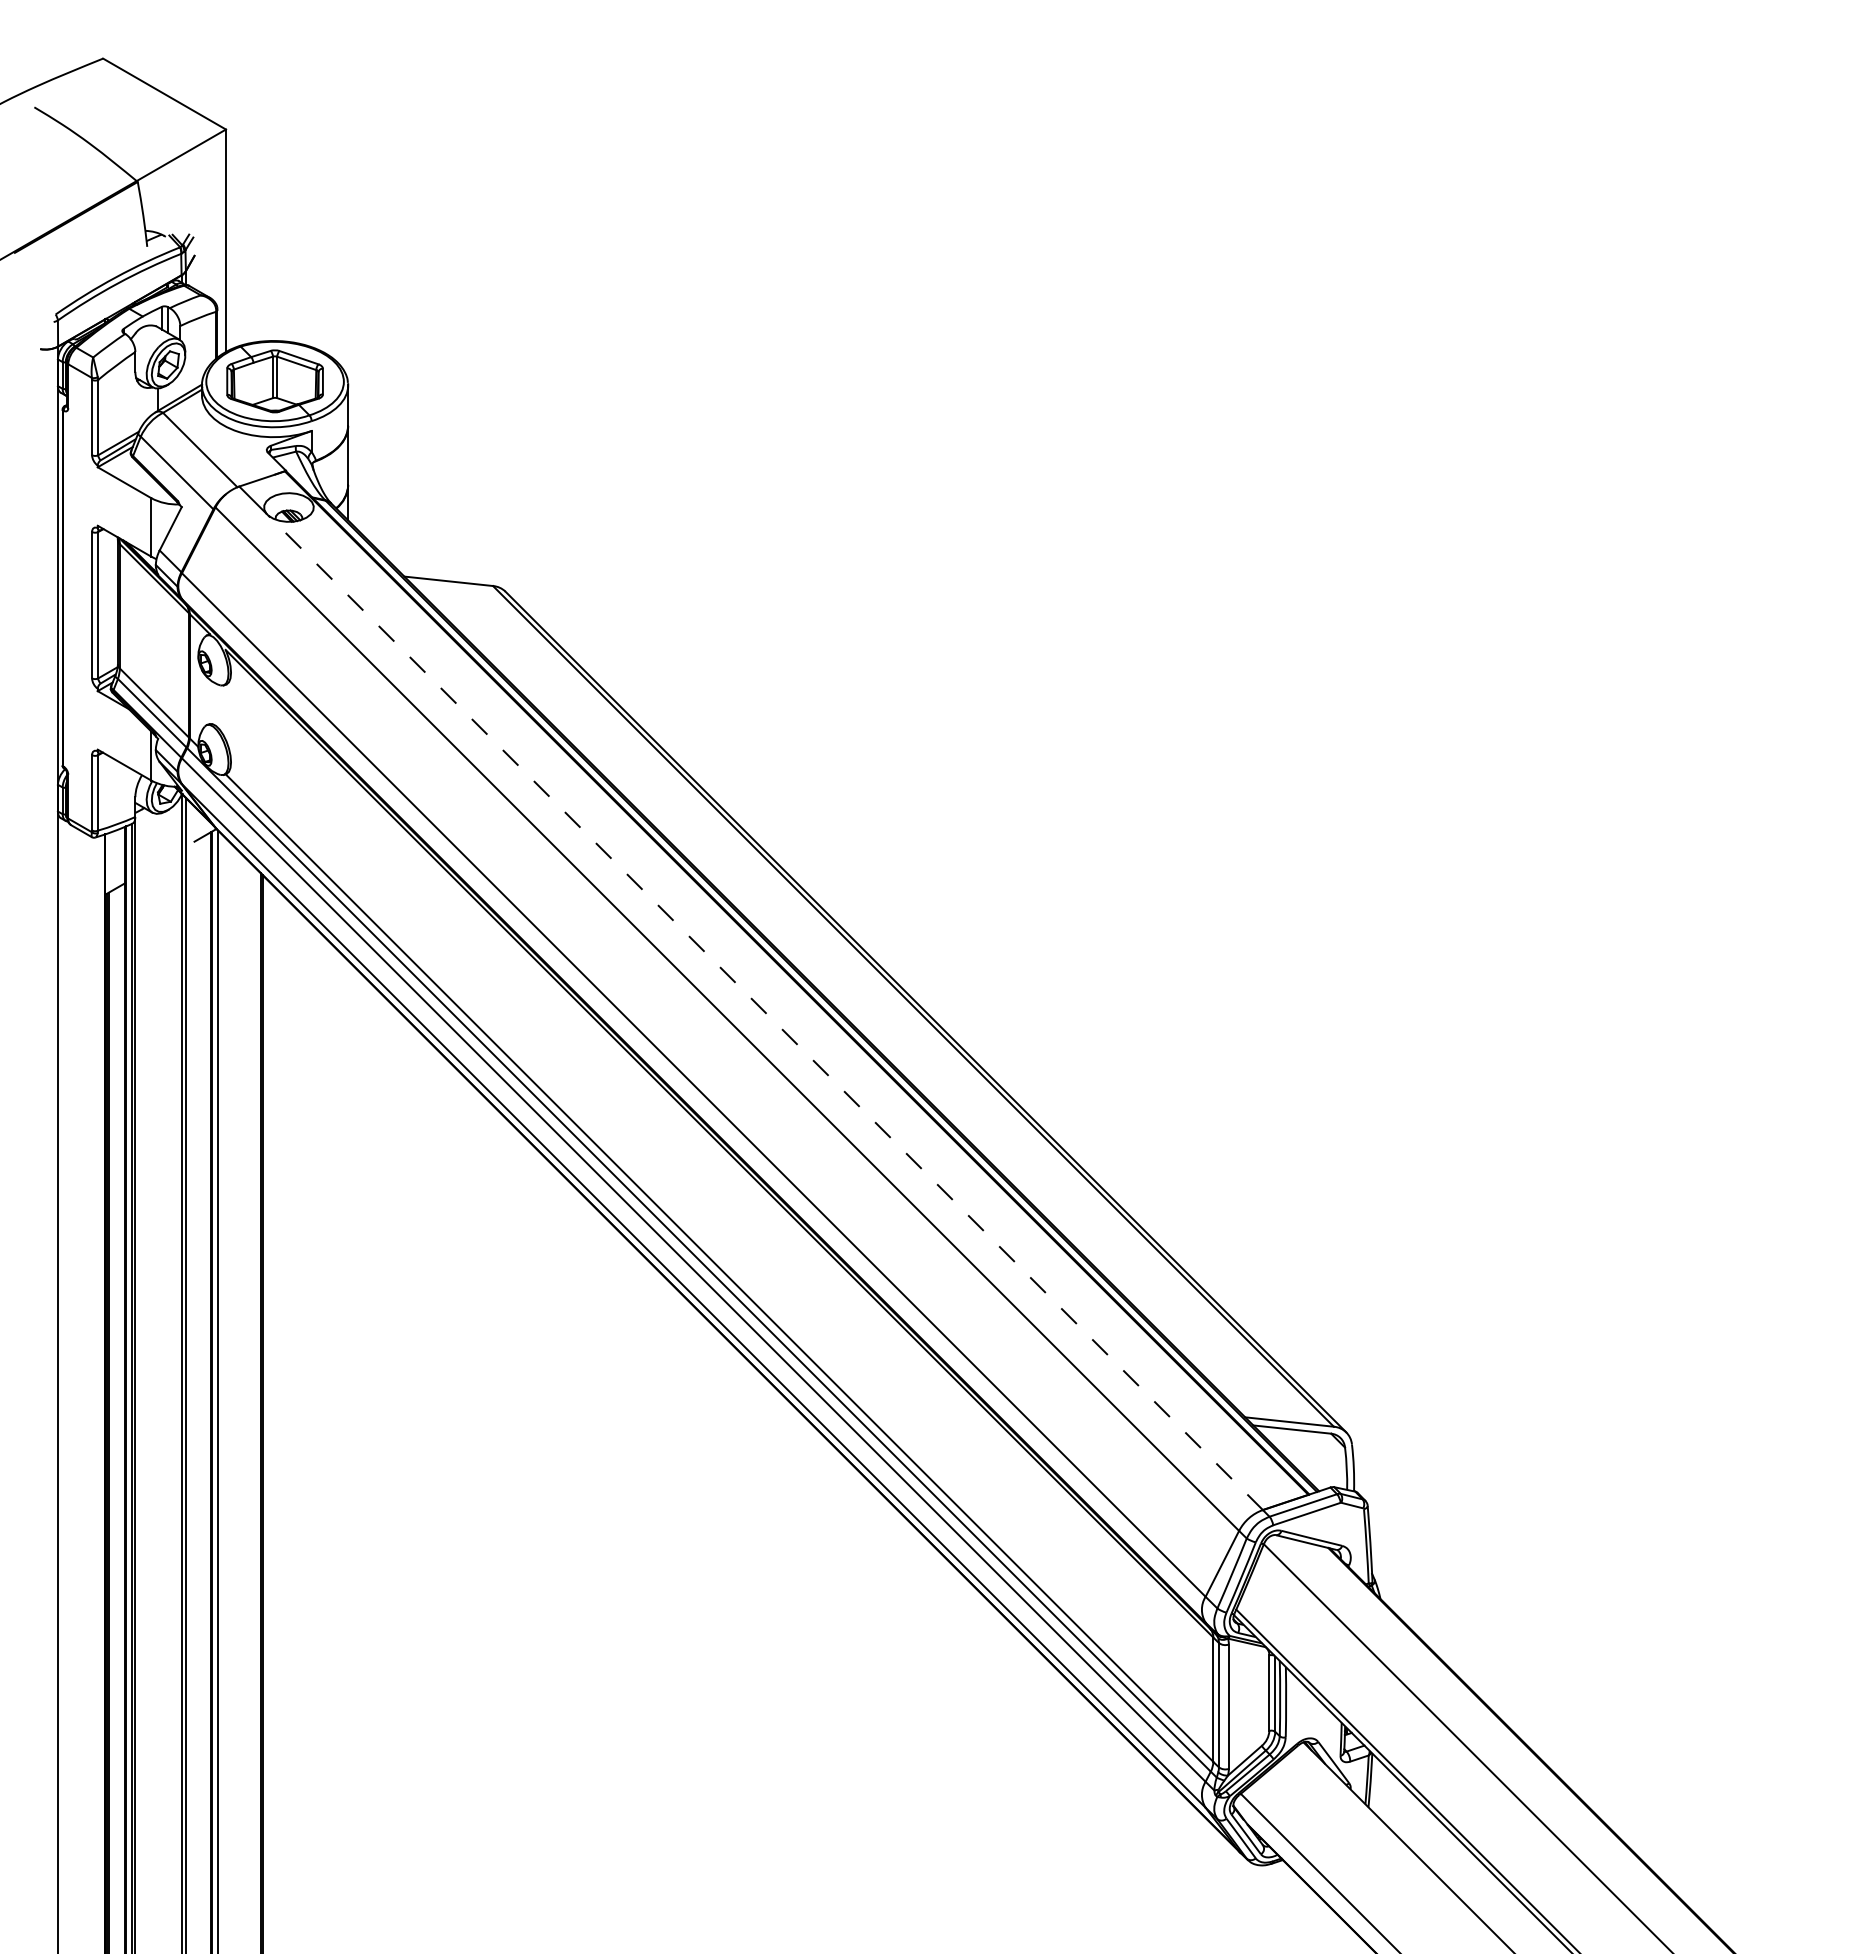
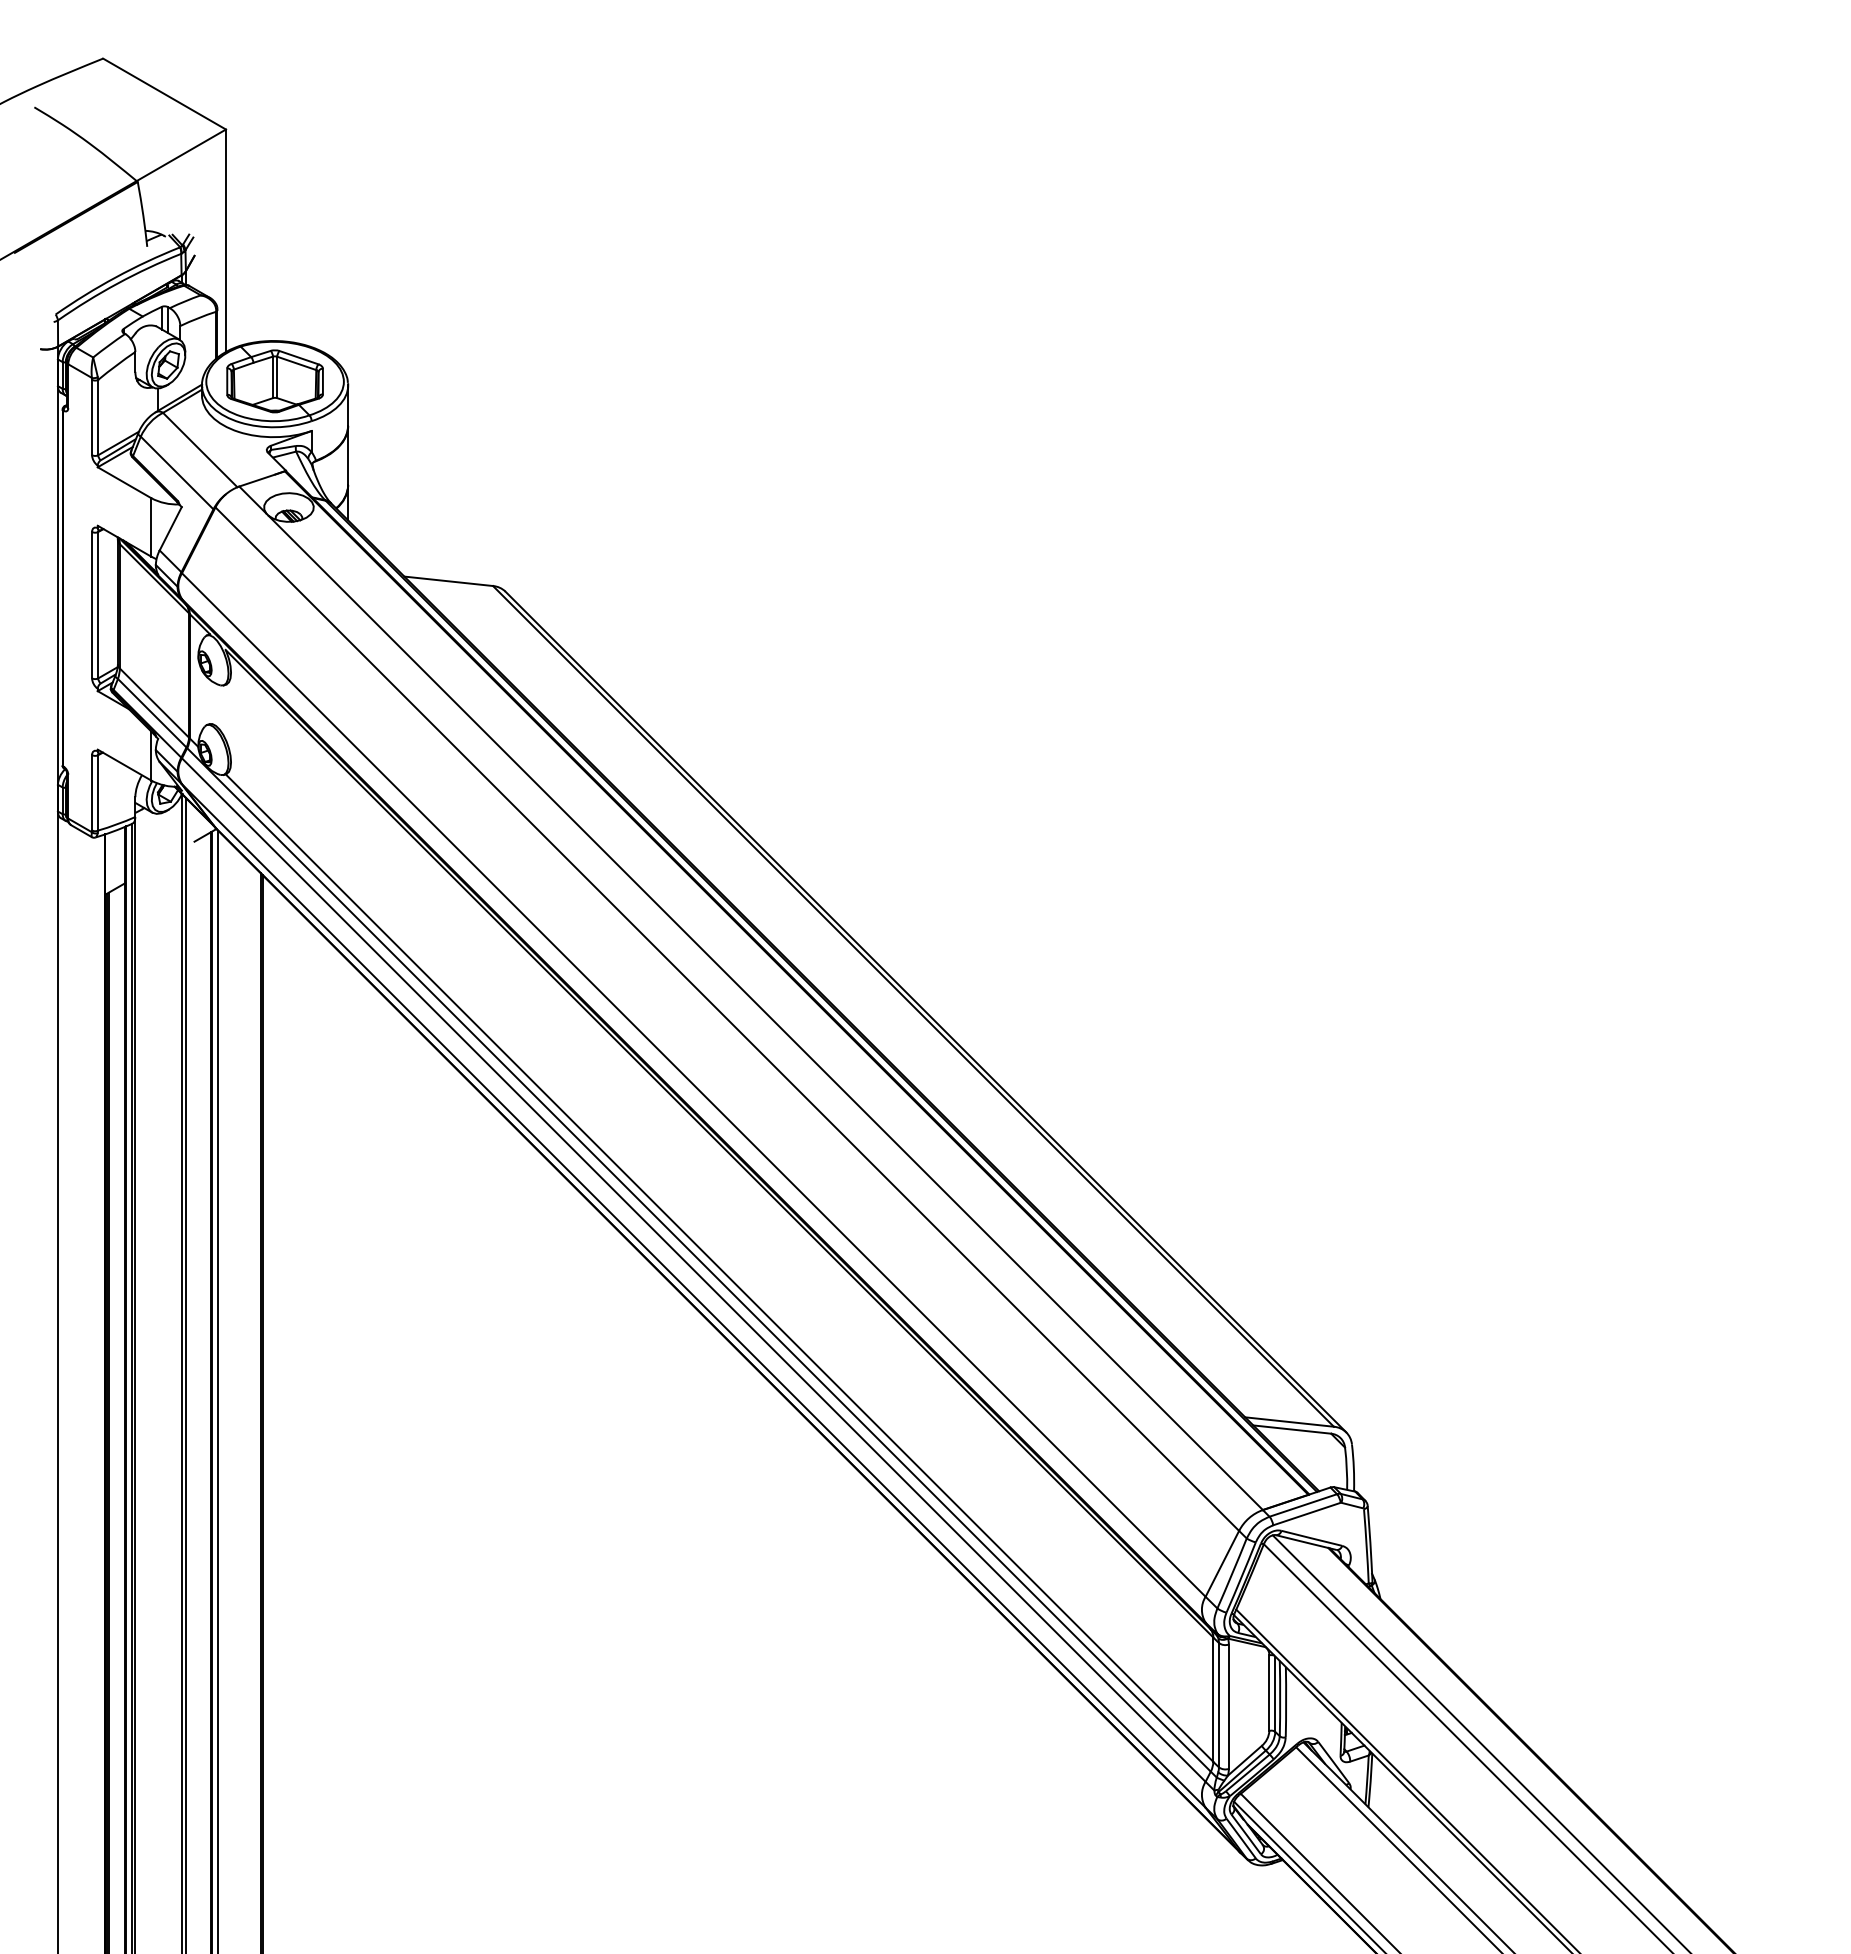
line: dashed -> solid (765, 1012)
line: none -> present (1480, 1742)
line: none -> present (1397, 1848)
line: none -> present (1308, 1875)
